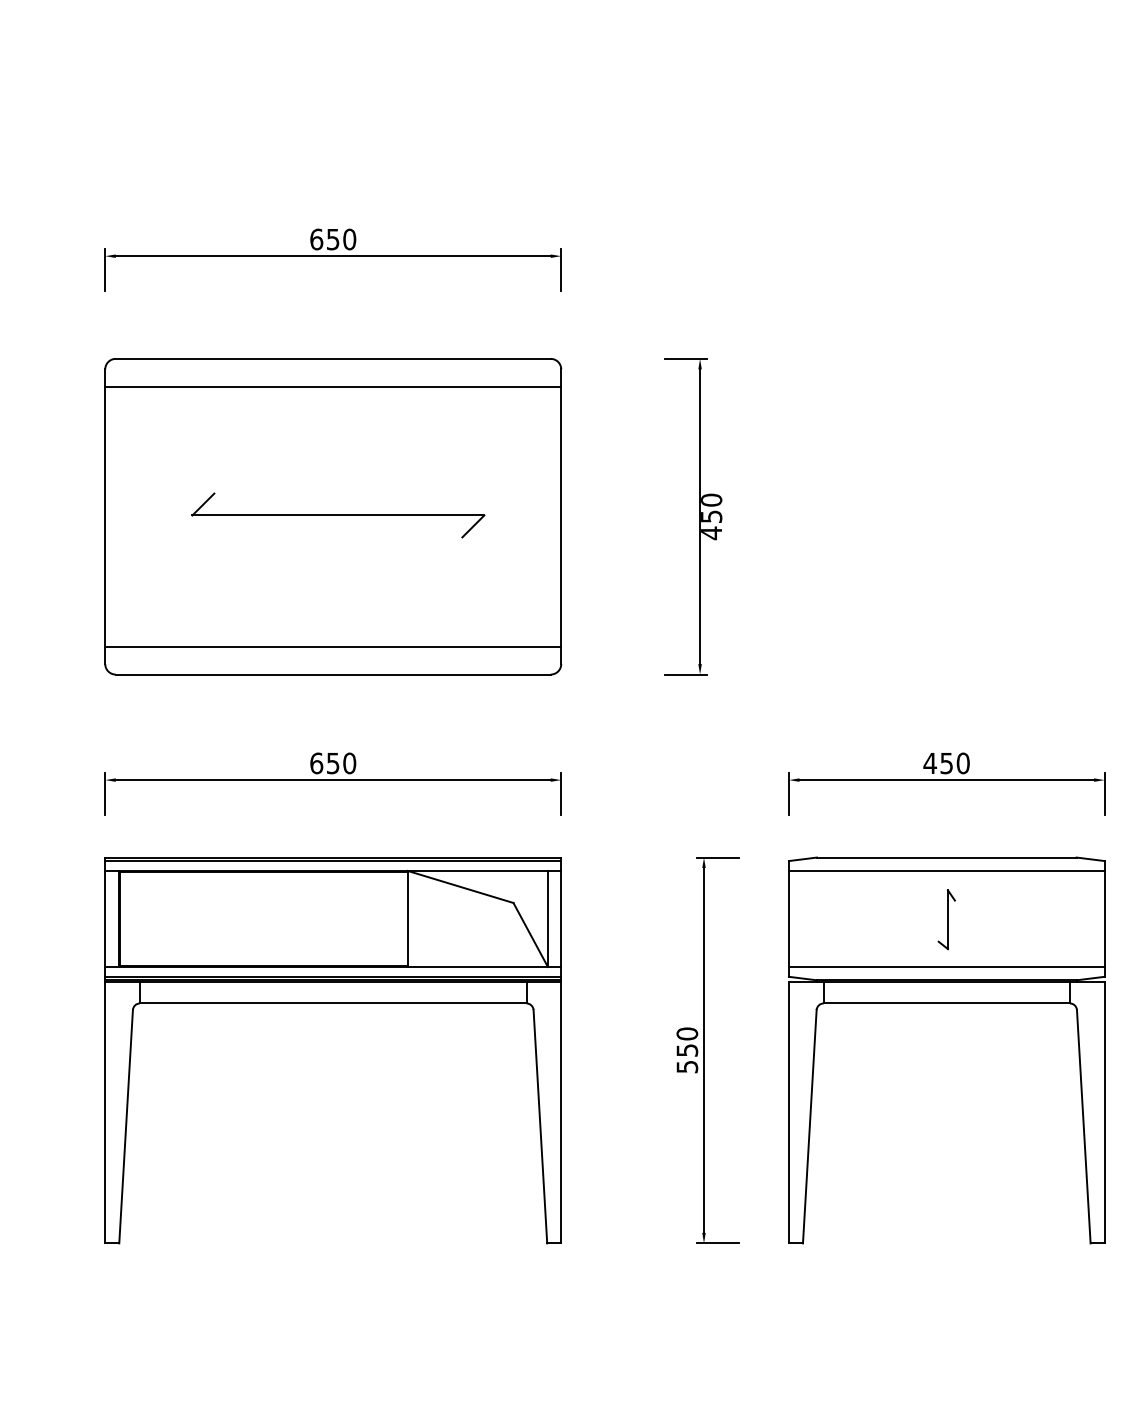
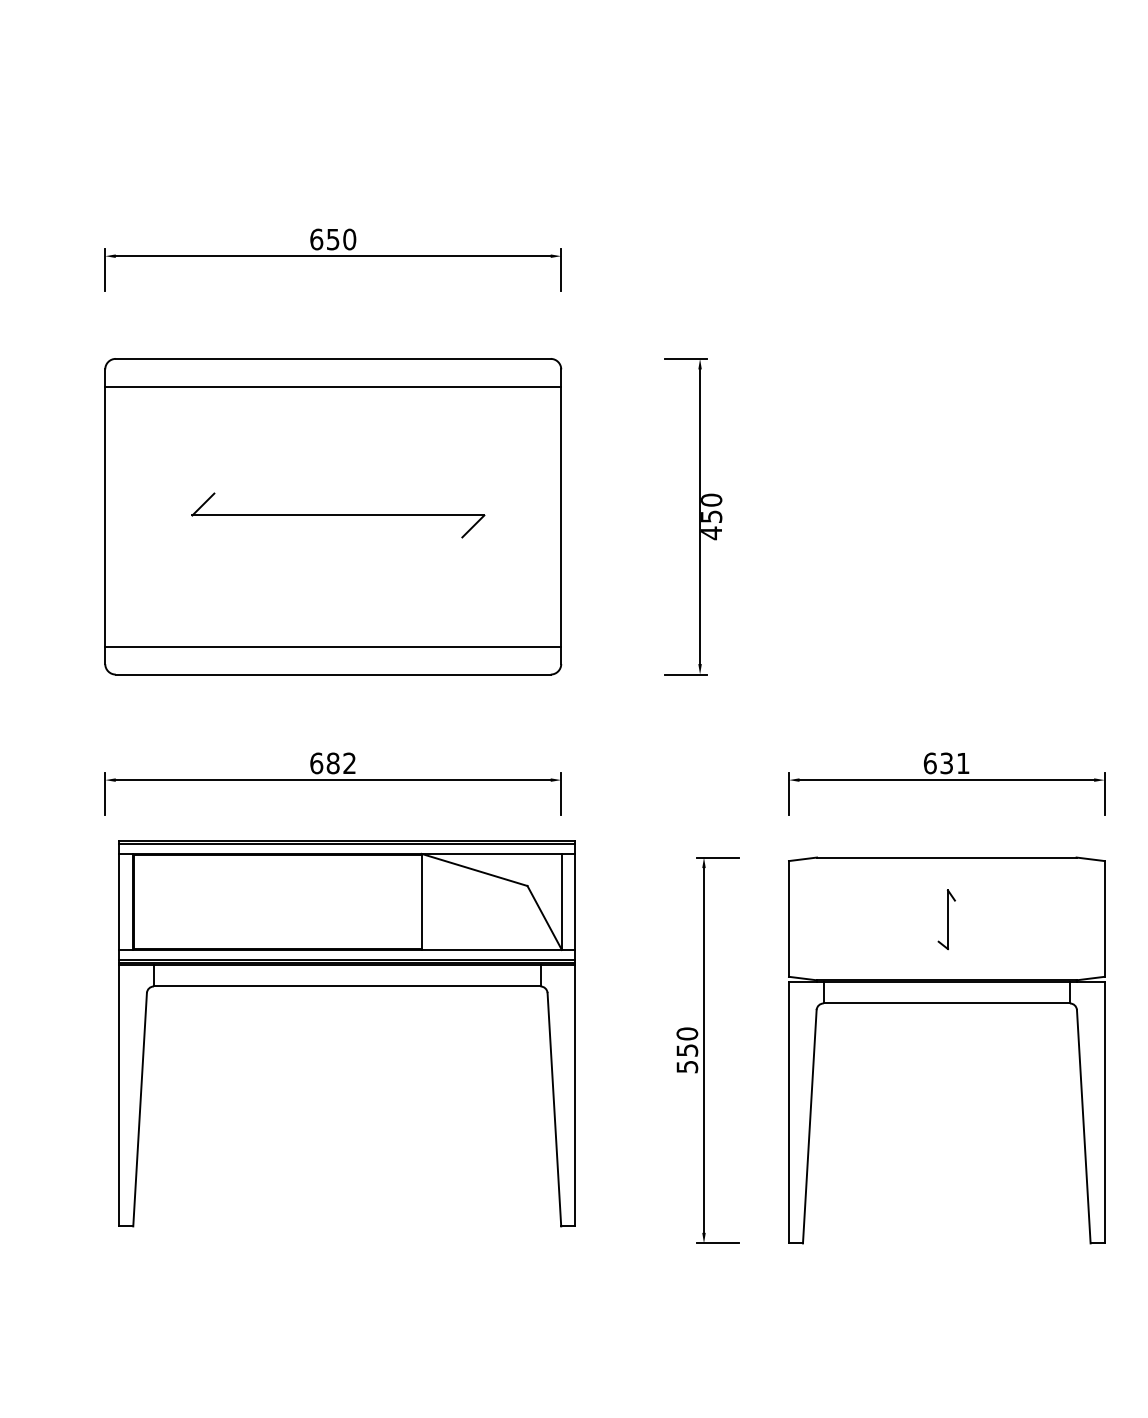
text: 650 -> 682 (341, 763)
text: 450 -> 631 (946, 763)
line: present -> none (946, 870)
line: present -> none (946, 967)
part position: (332, 1003) -> (346, 986) (346, 986)
